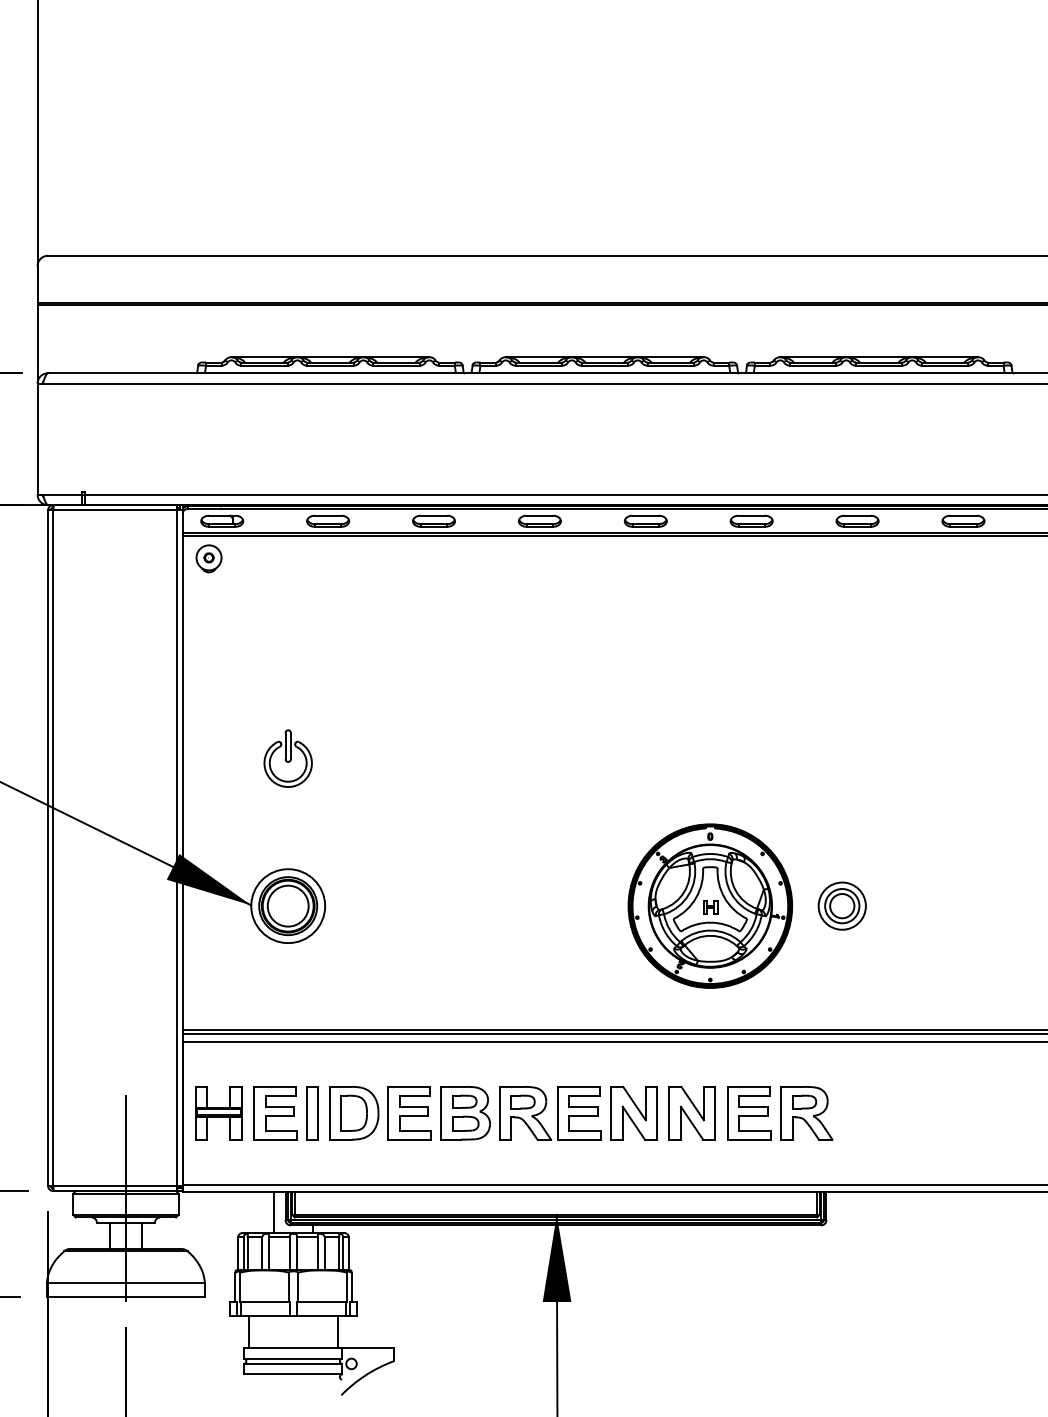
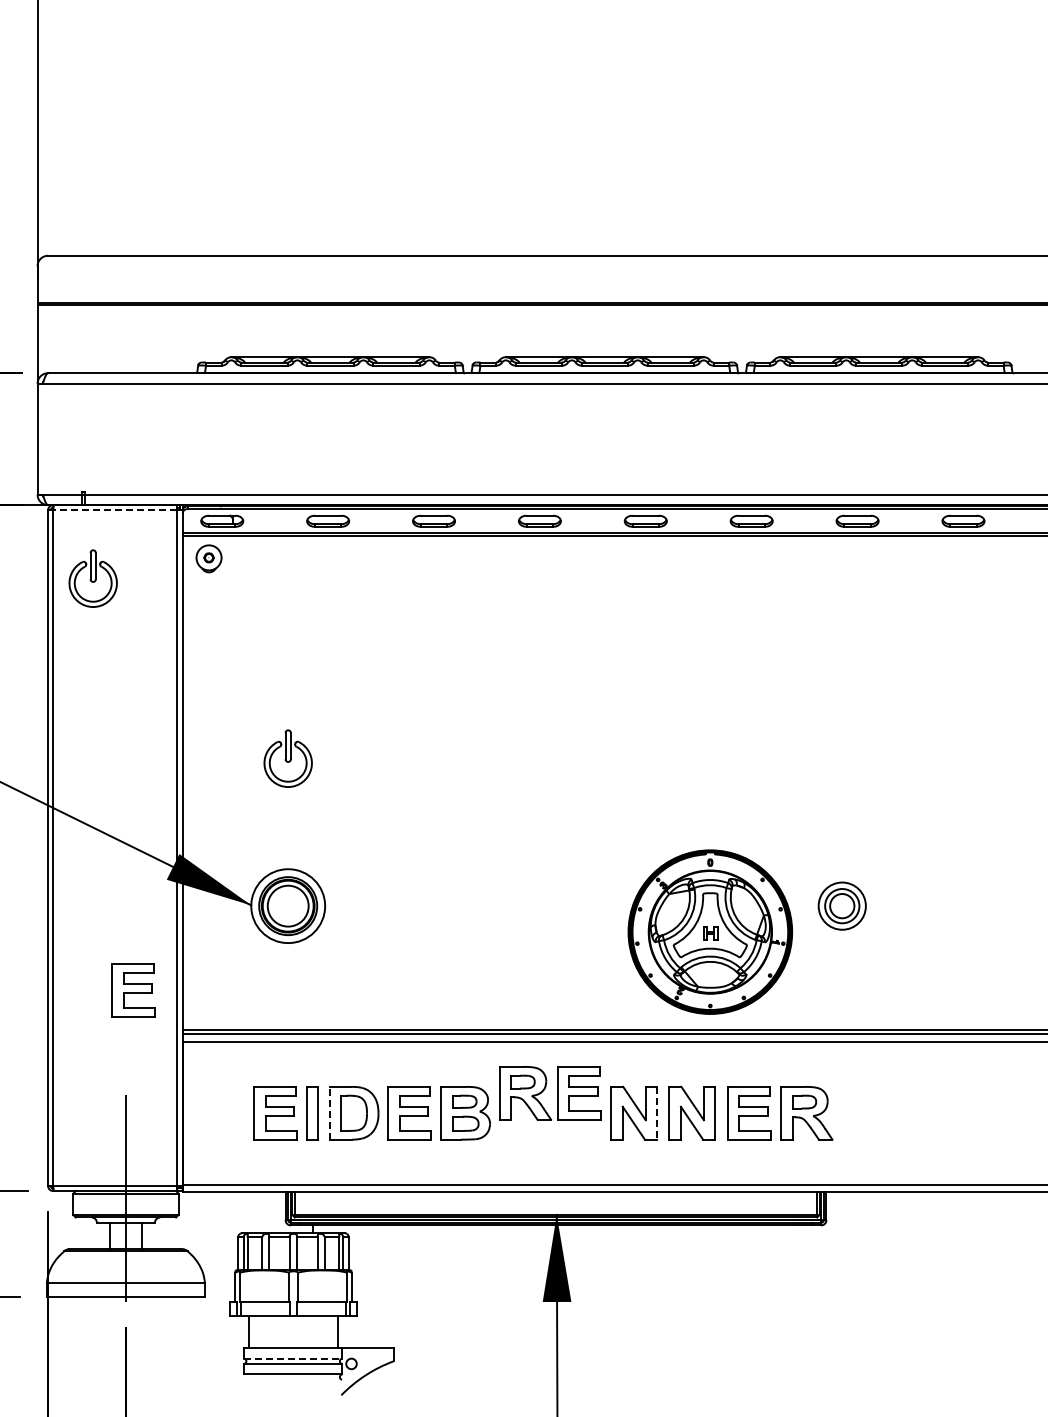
line: solid -> dashed (114, 510)
part: none -> present (92, 578)
part position: (710, 905) -> (710, 931) (710, 931)
part: none -> present (133, 990)
part position: (545, 1109) -> (545, 1089) (545, 1089)
line: solid -> dashed (329, 1112)
part: present -> none (218, 1113)
line: solid -> dashed (657, 1113)
line: present -> none (274, 1212)
line: solid -> dashed (293, 1358)
